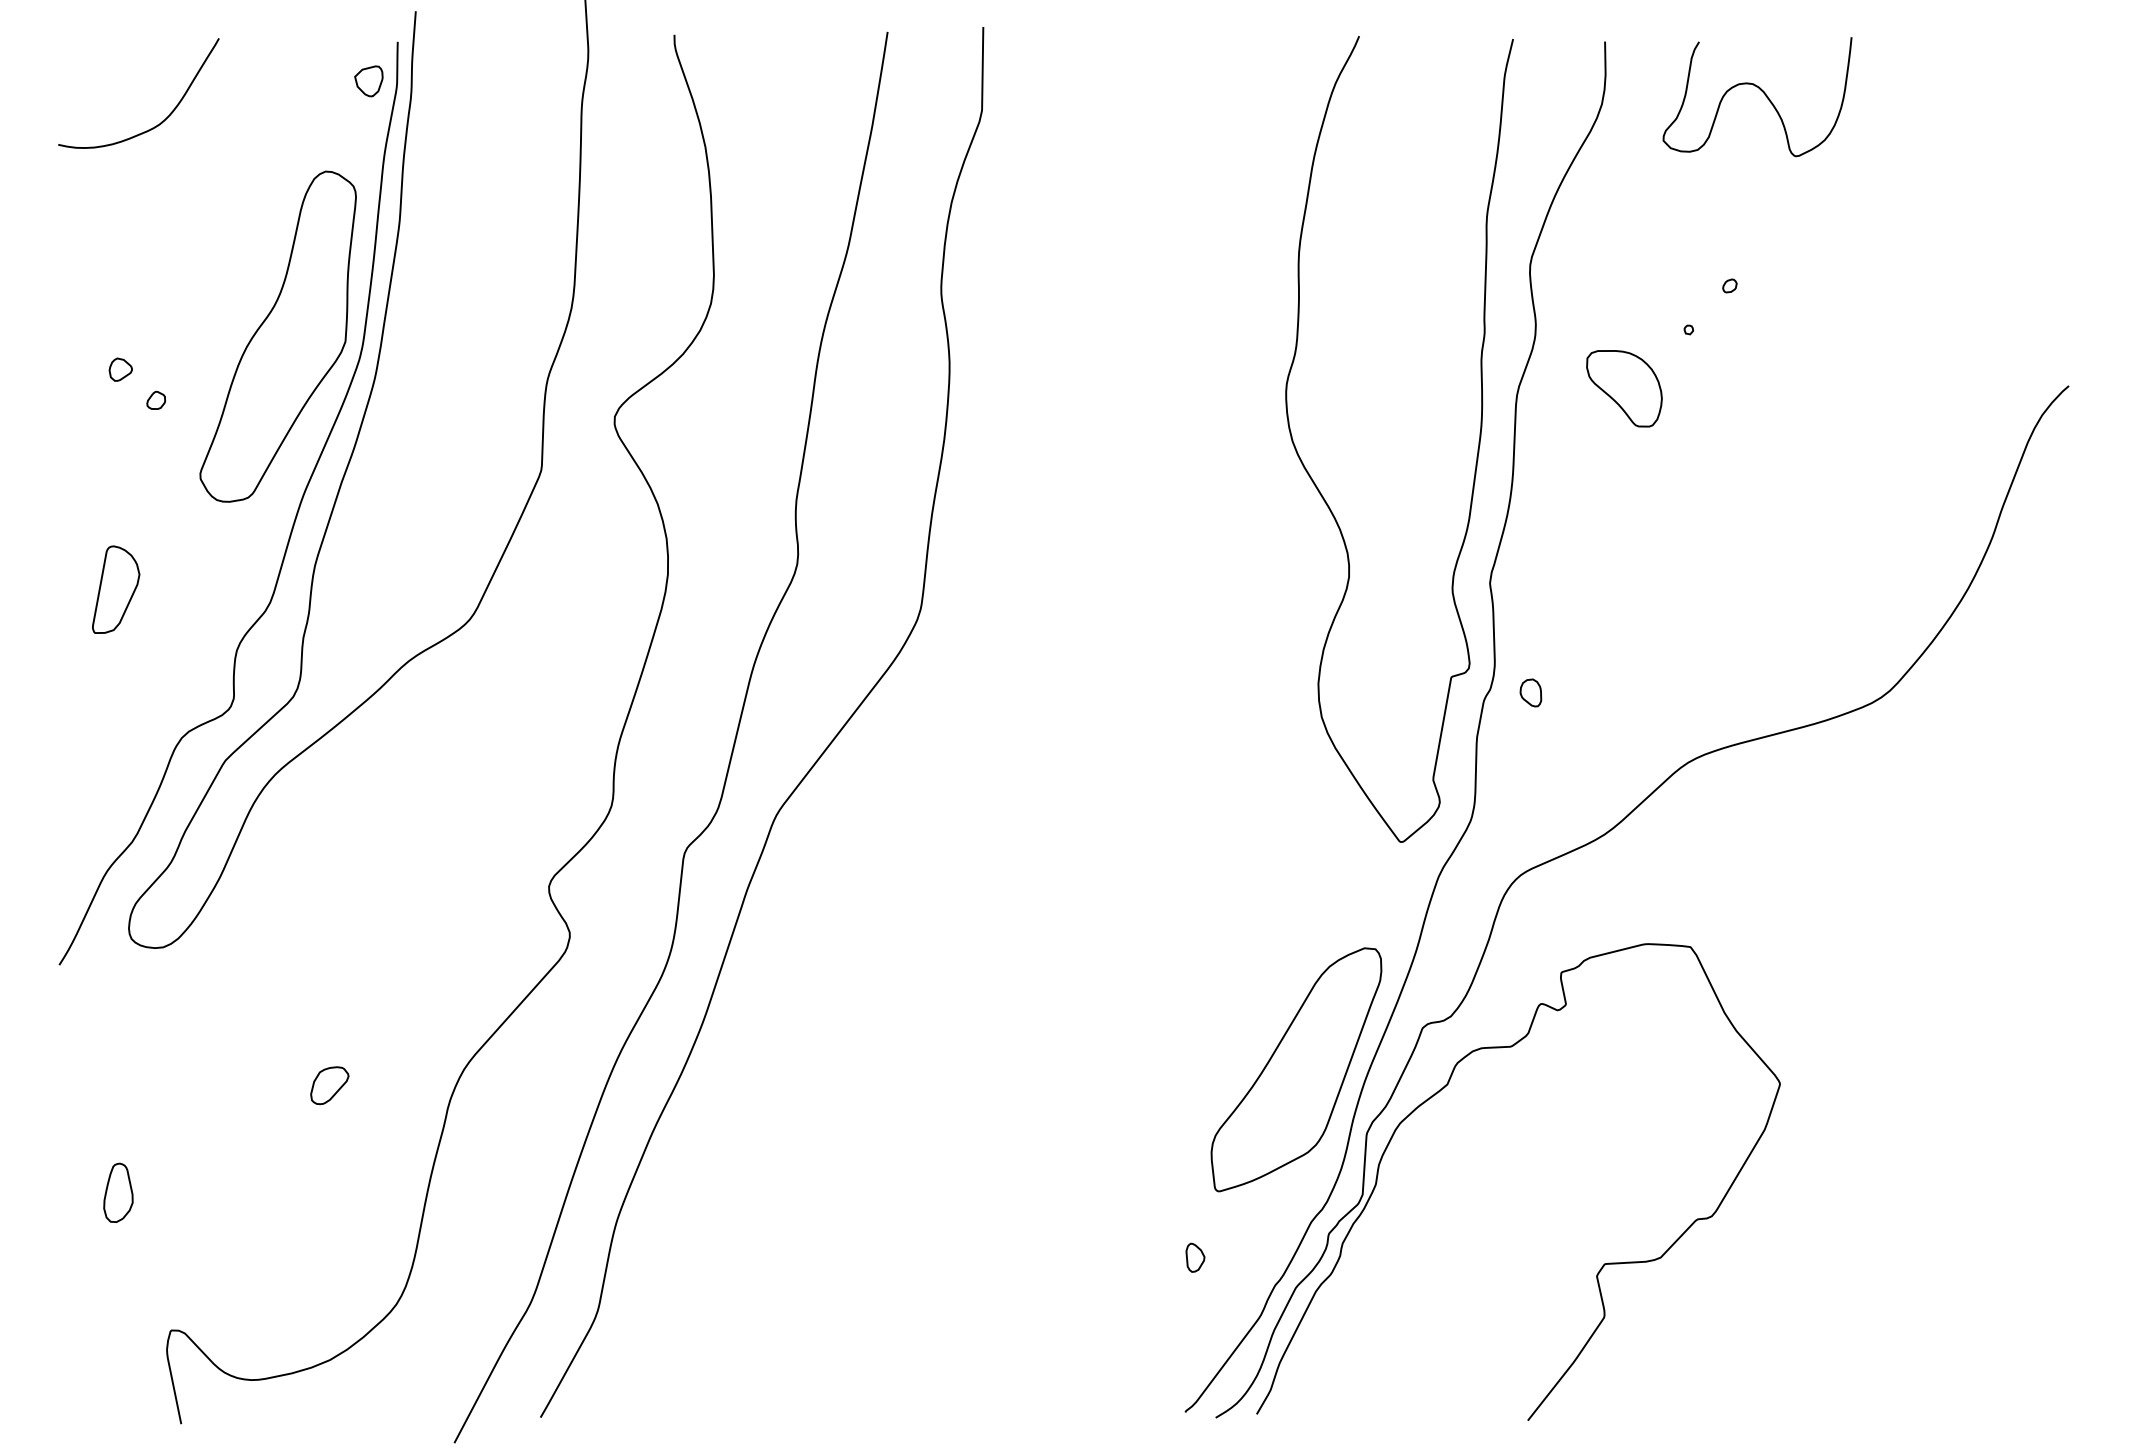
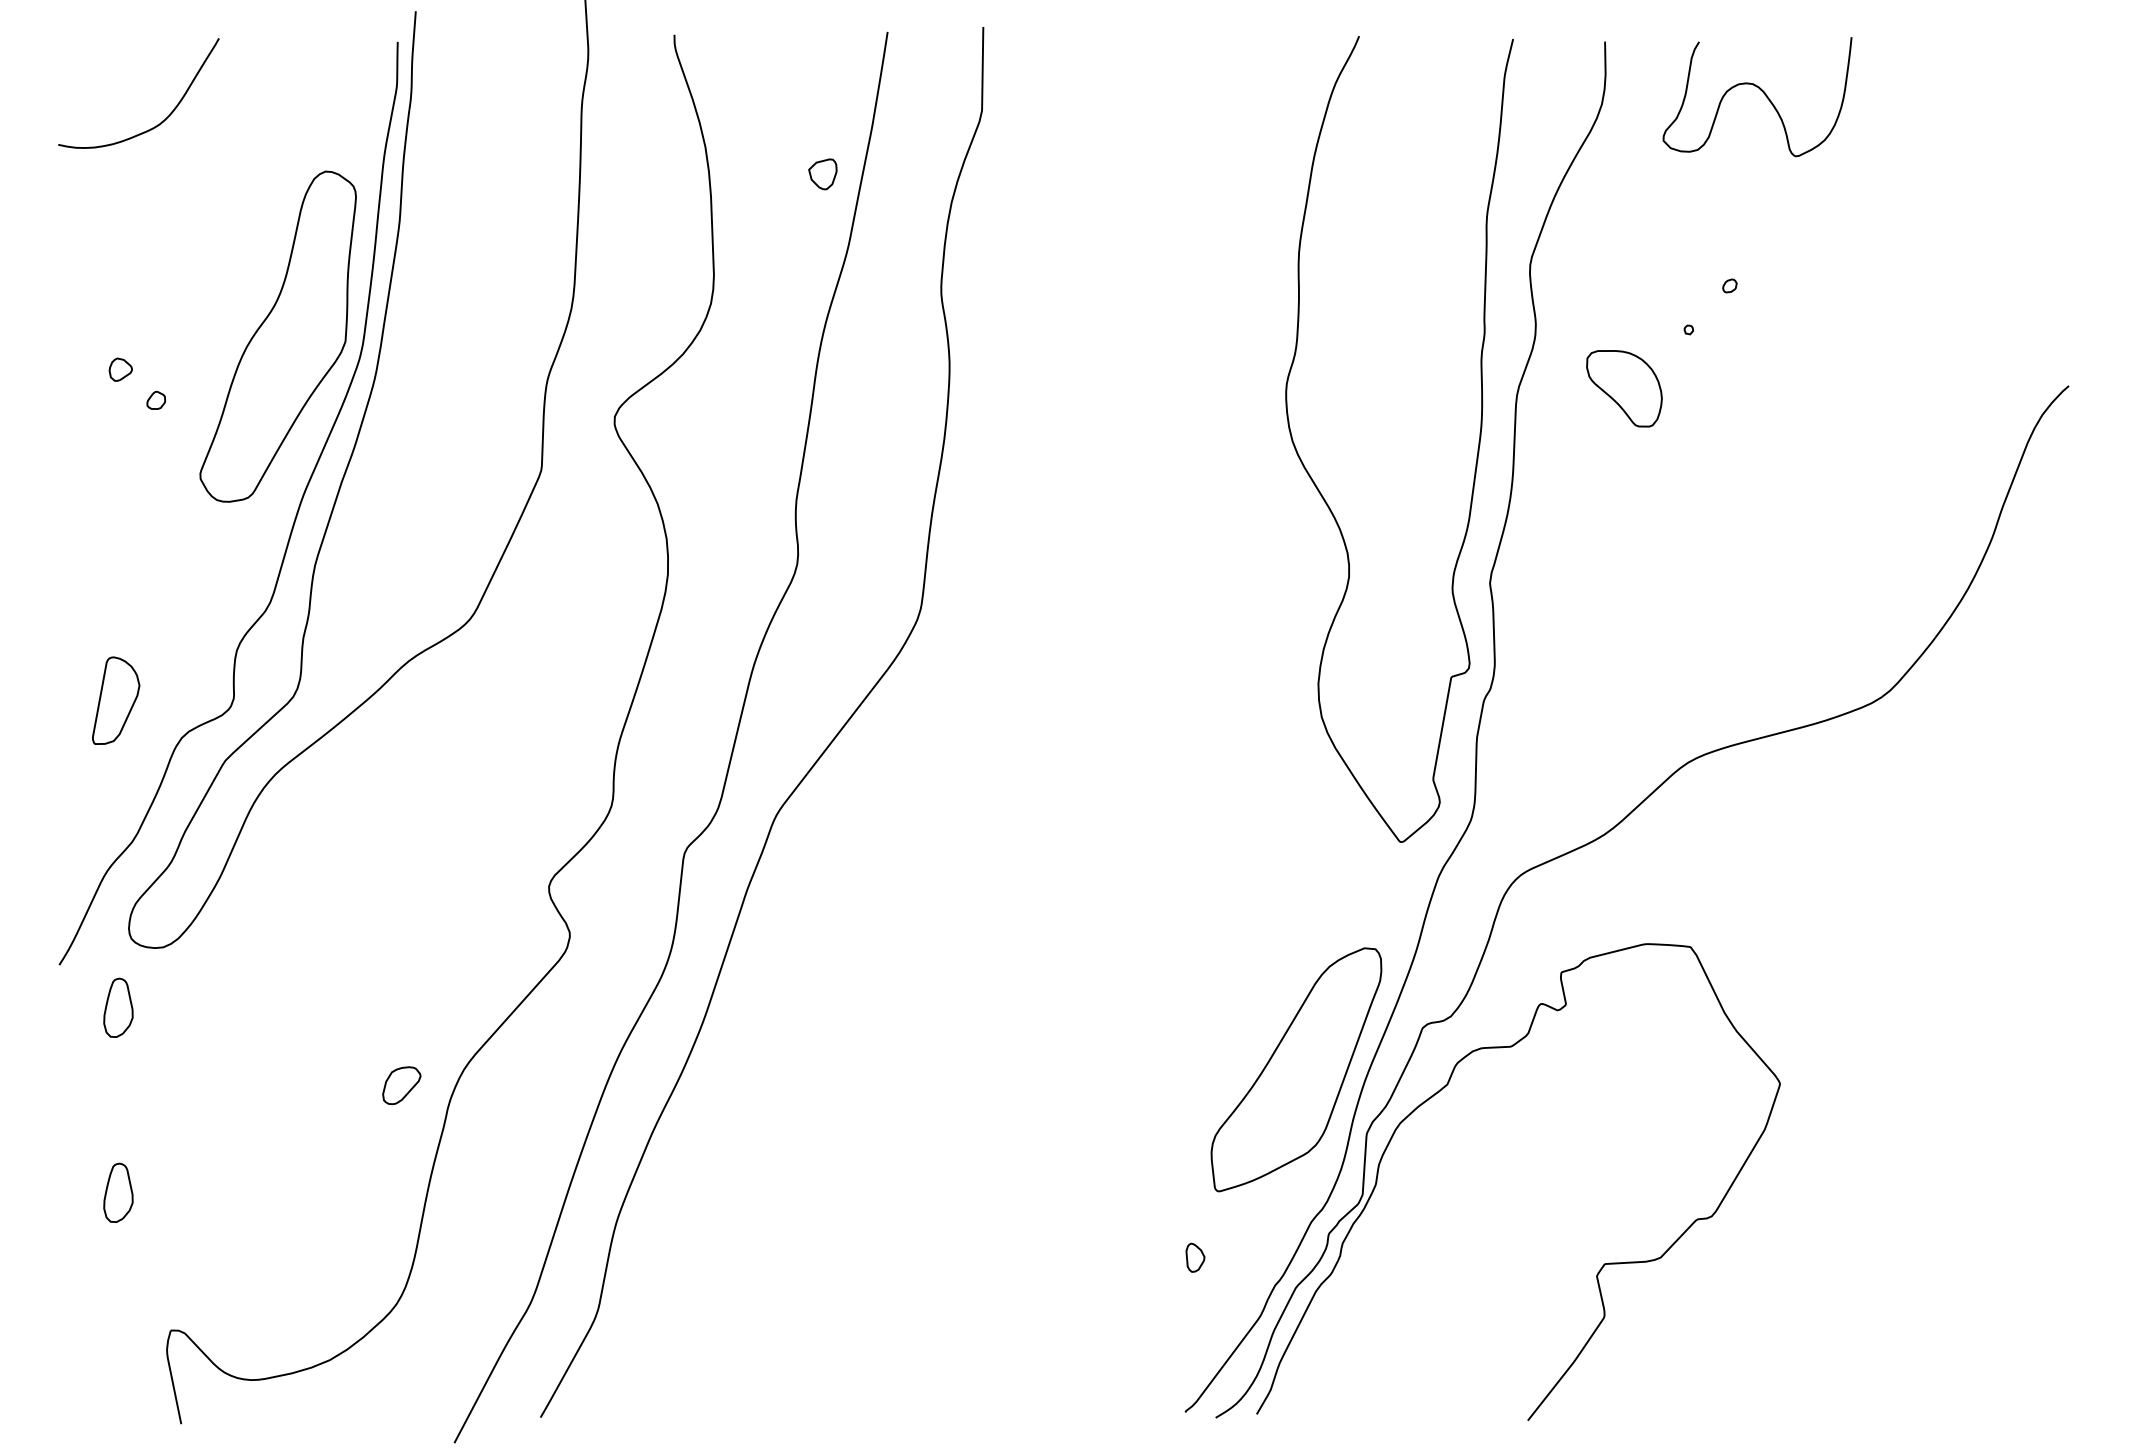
part position: (368, 81) -> (822, 174) (822, 174)
part position: (116, 589) -> (116, 700) (116, 700)
part: present -> none (1530, 692)
part: none -> present (118, 1007)
part position: (329, 1085) -> (401, 1085) (401, 1085)
